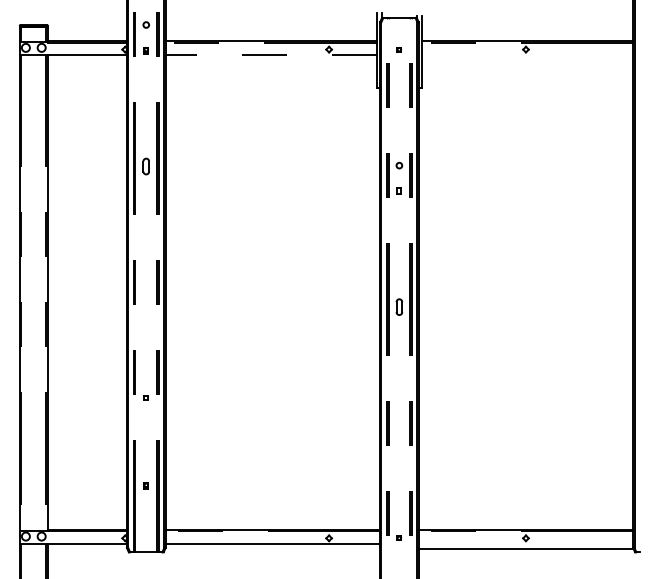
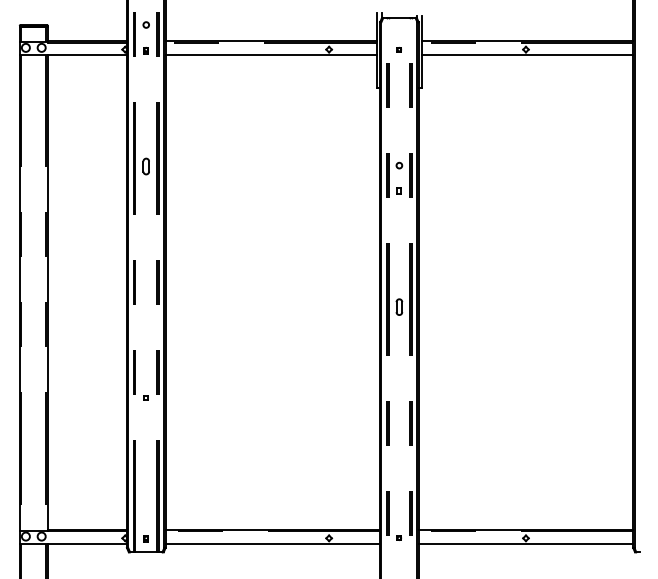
line: dashed -> solid (270, 54)
line: none -> present (527, 54)
part position: (145, 485) -> (145, 538) (145, 538)
line position: (525, 548) -> (525, 543) (525, 543)
